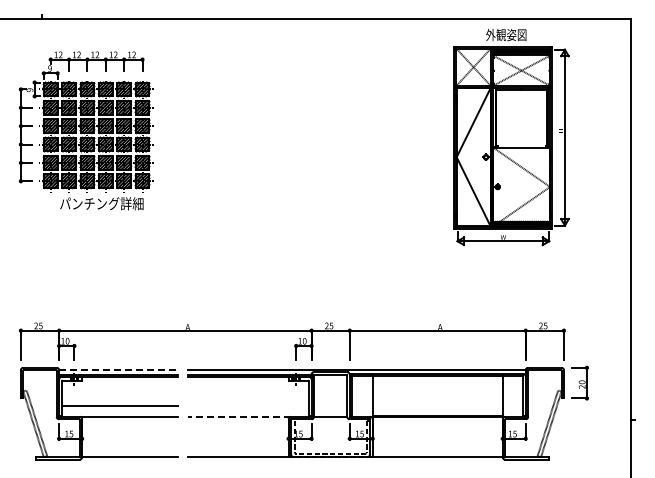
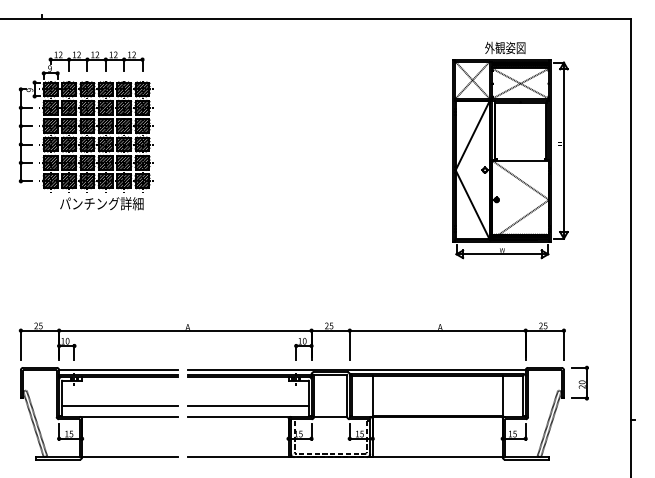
part position: (511, 137) -> (510, 150) (510, 150)
line: dashed -> solid (118, 370)
line: none -> present (248, 405)
line: dashed -> solid (239, 416)
